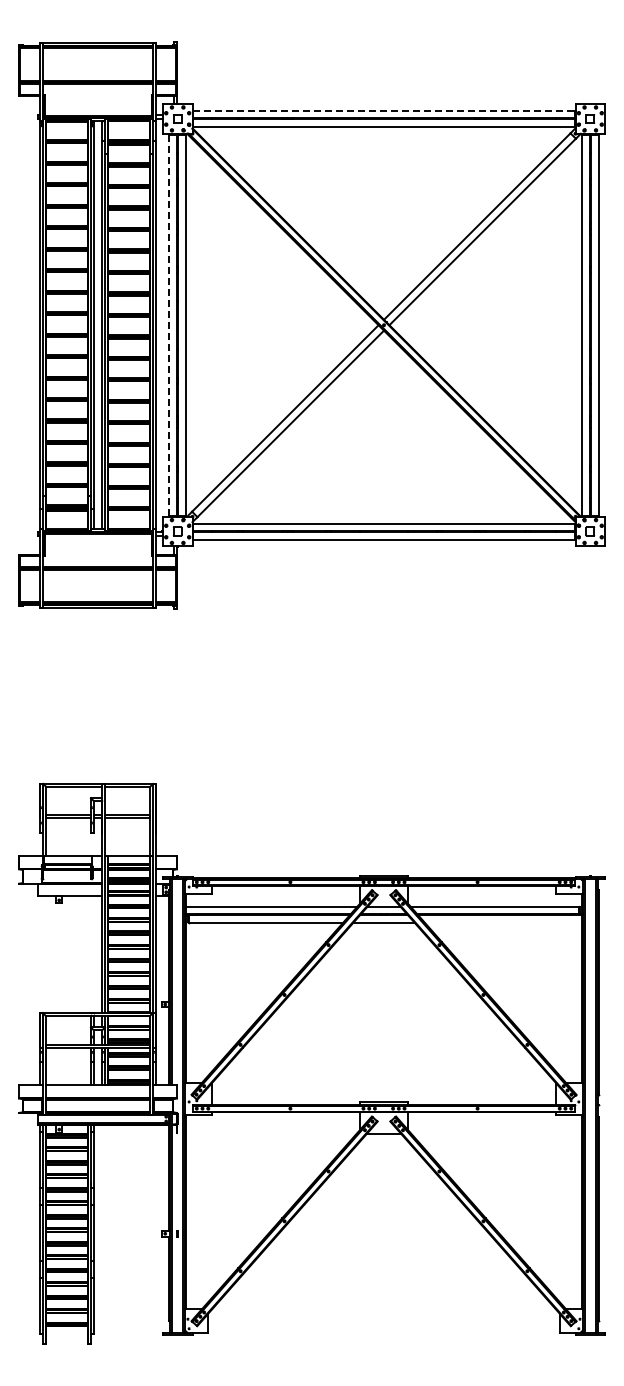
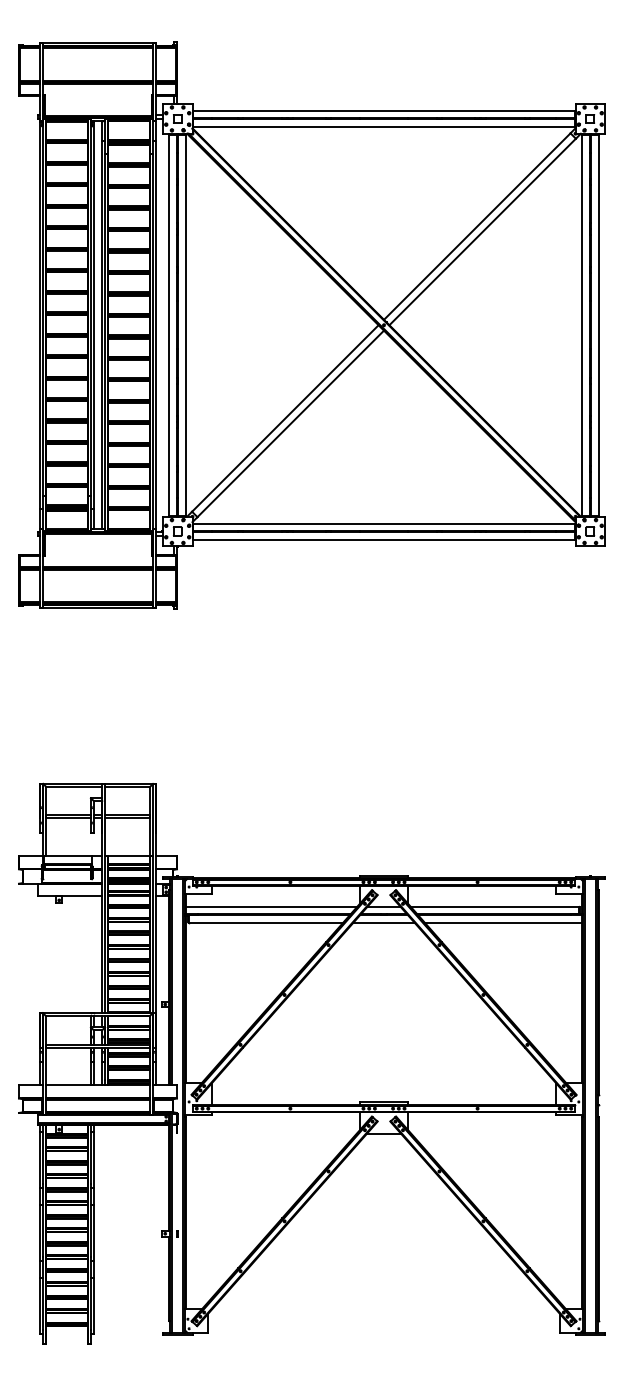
line: dashed -> solid (384, 110)
line: dashed -> solid (169, 325)
line: none -> present (503, 922)
